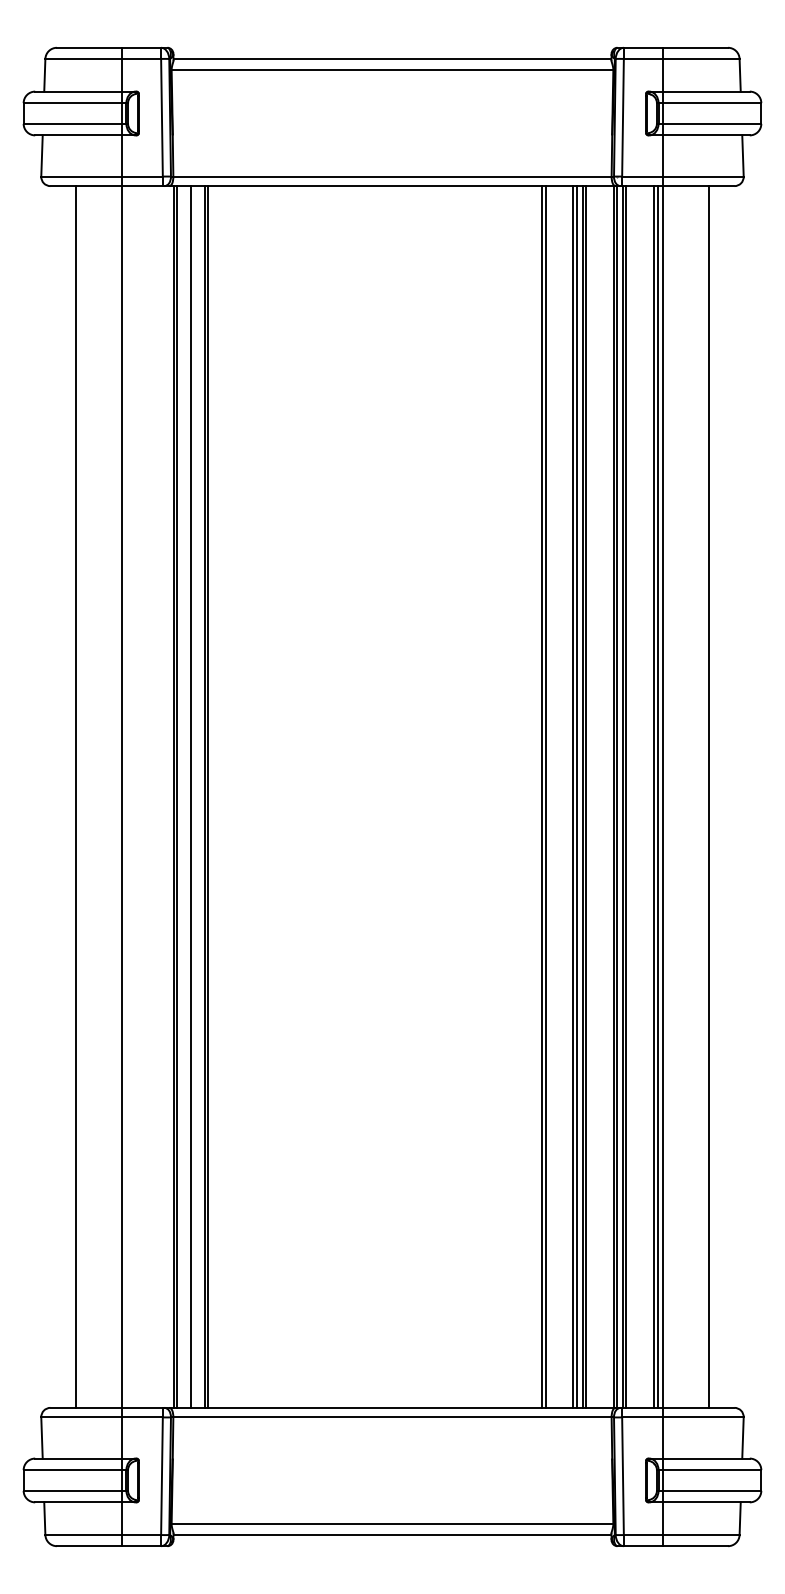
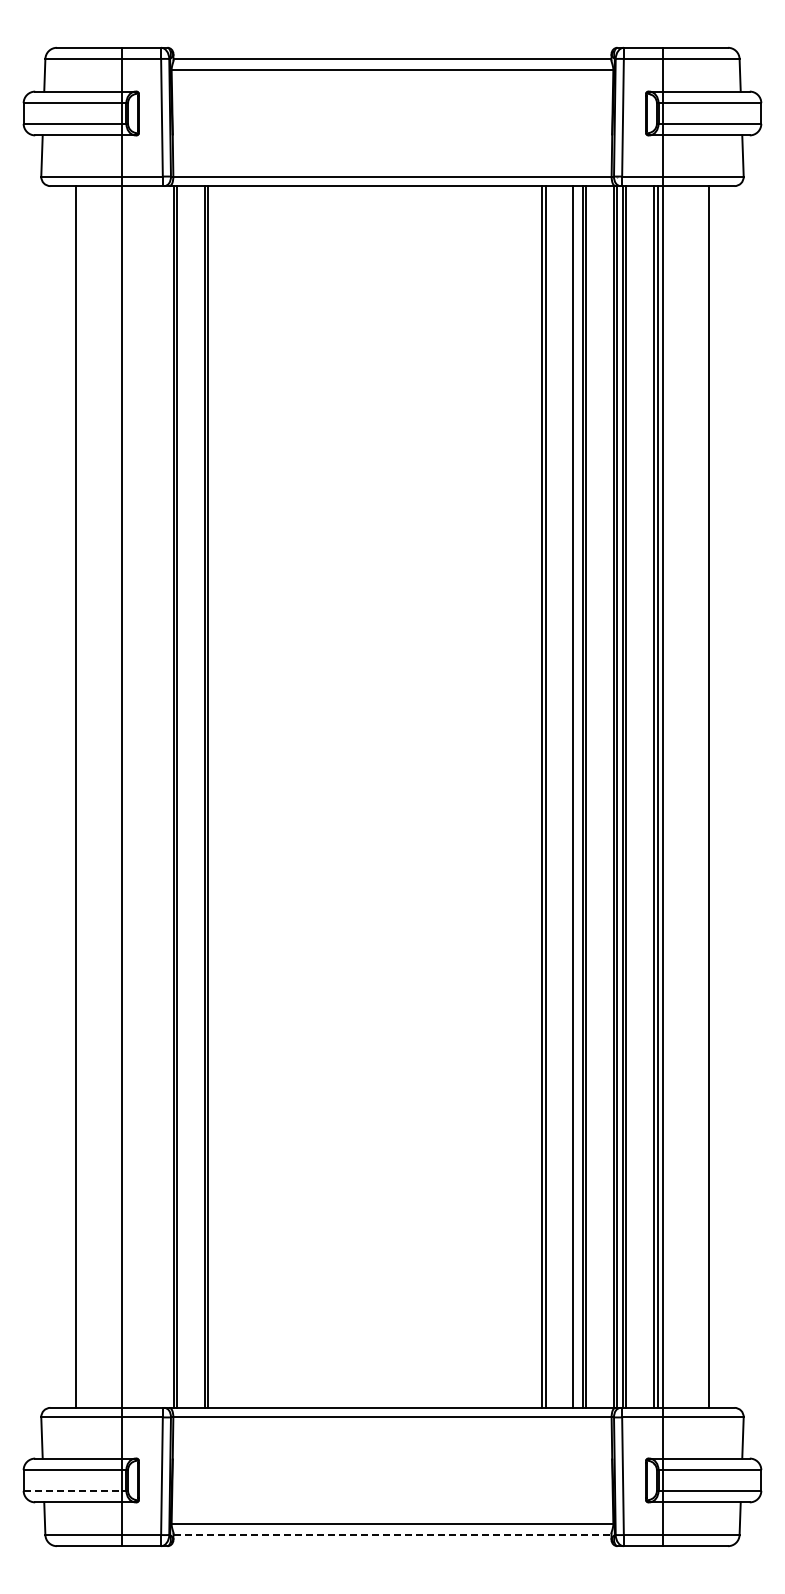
line: present -> none (190, 796)
line: present -> none (576, 796)
line: solid -> dashed (72, 1490)
line: solid -> dashed (392, 1534)
